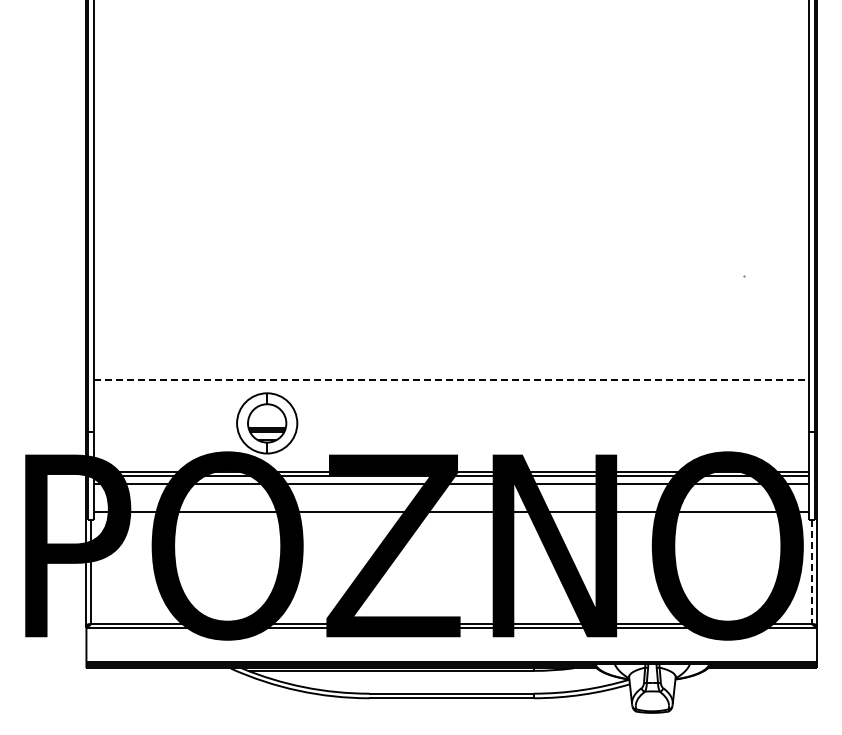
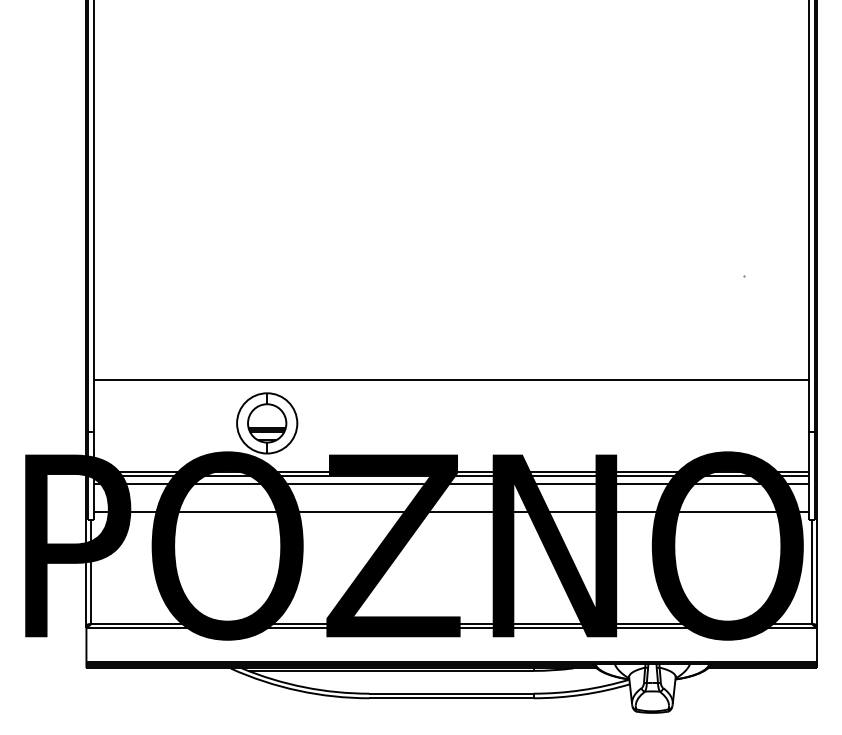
line: dashed -> solid (451, 379)
line: dashed -> solid (812, 572)
